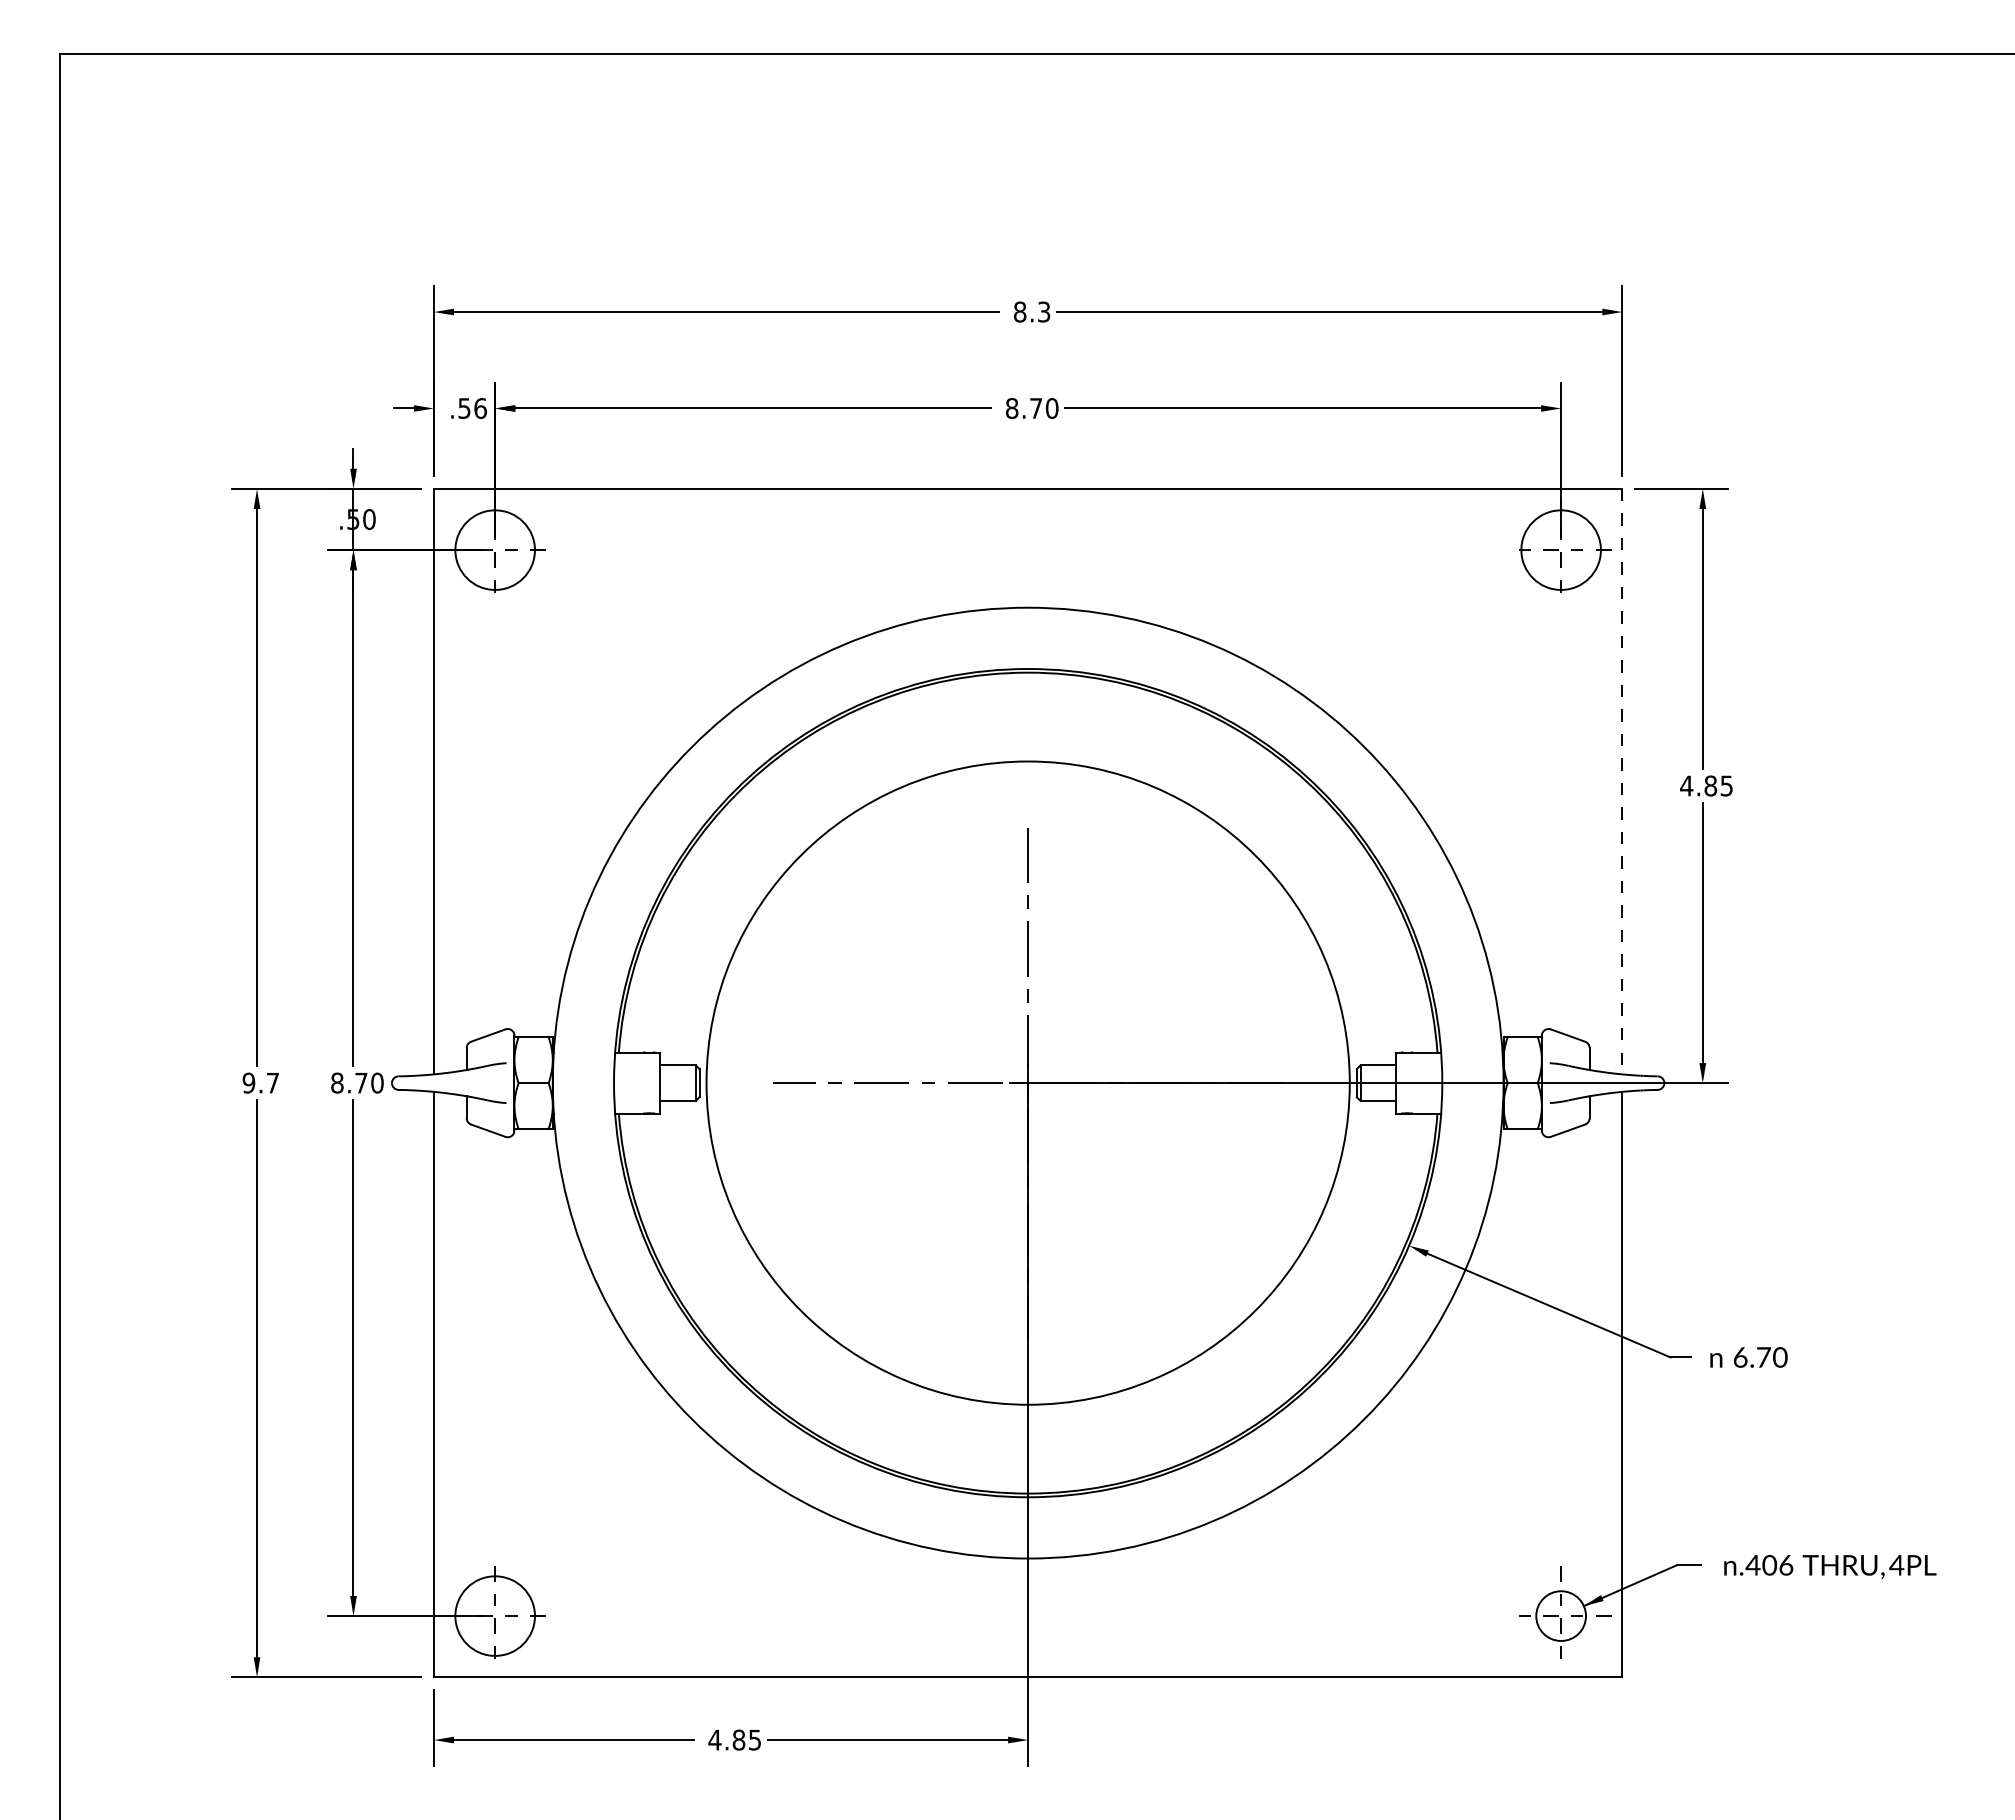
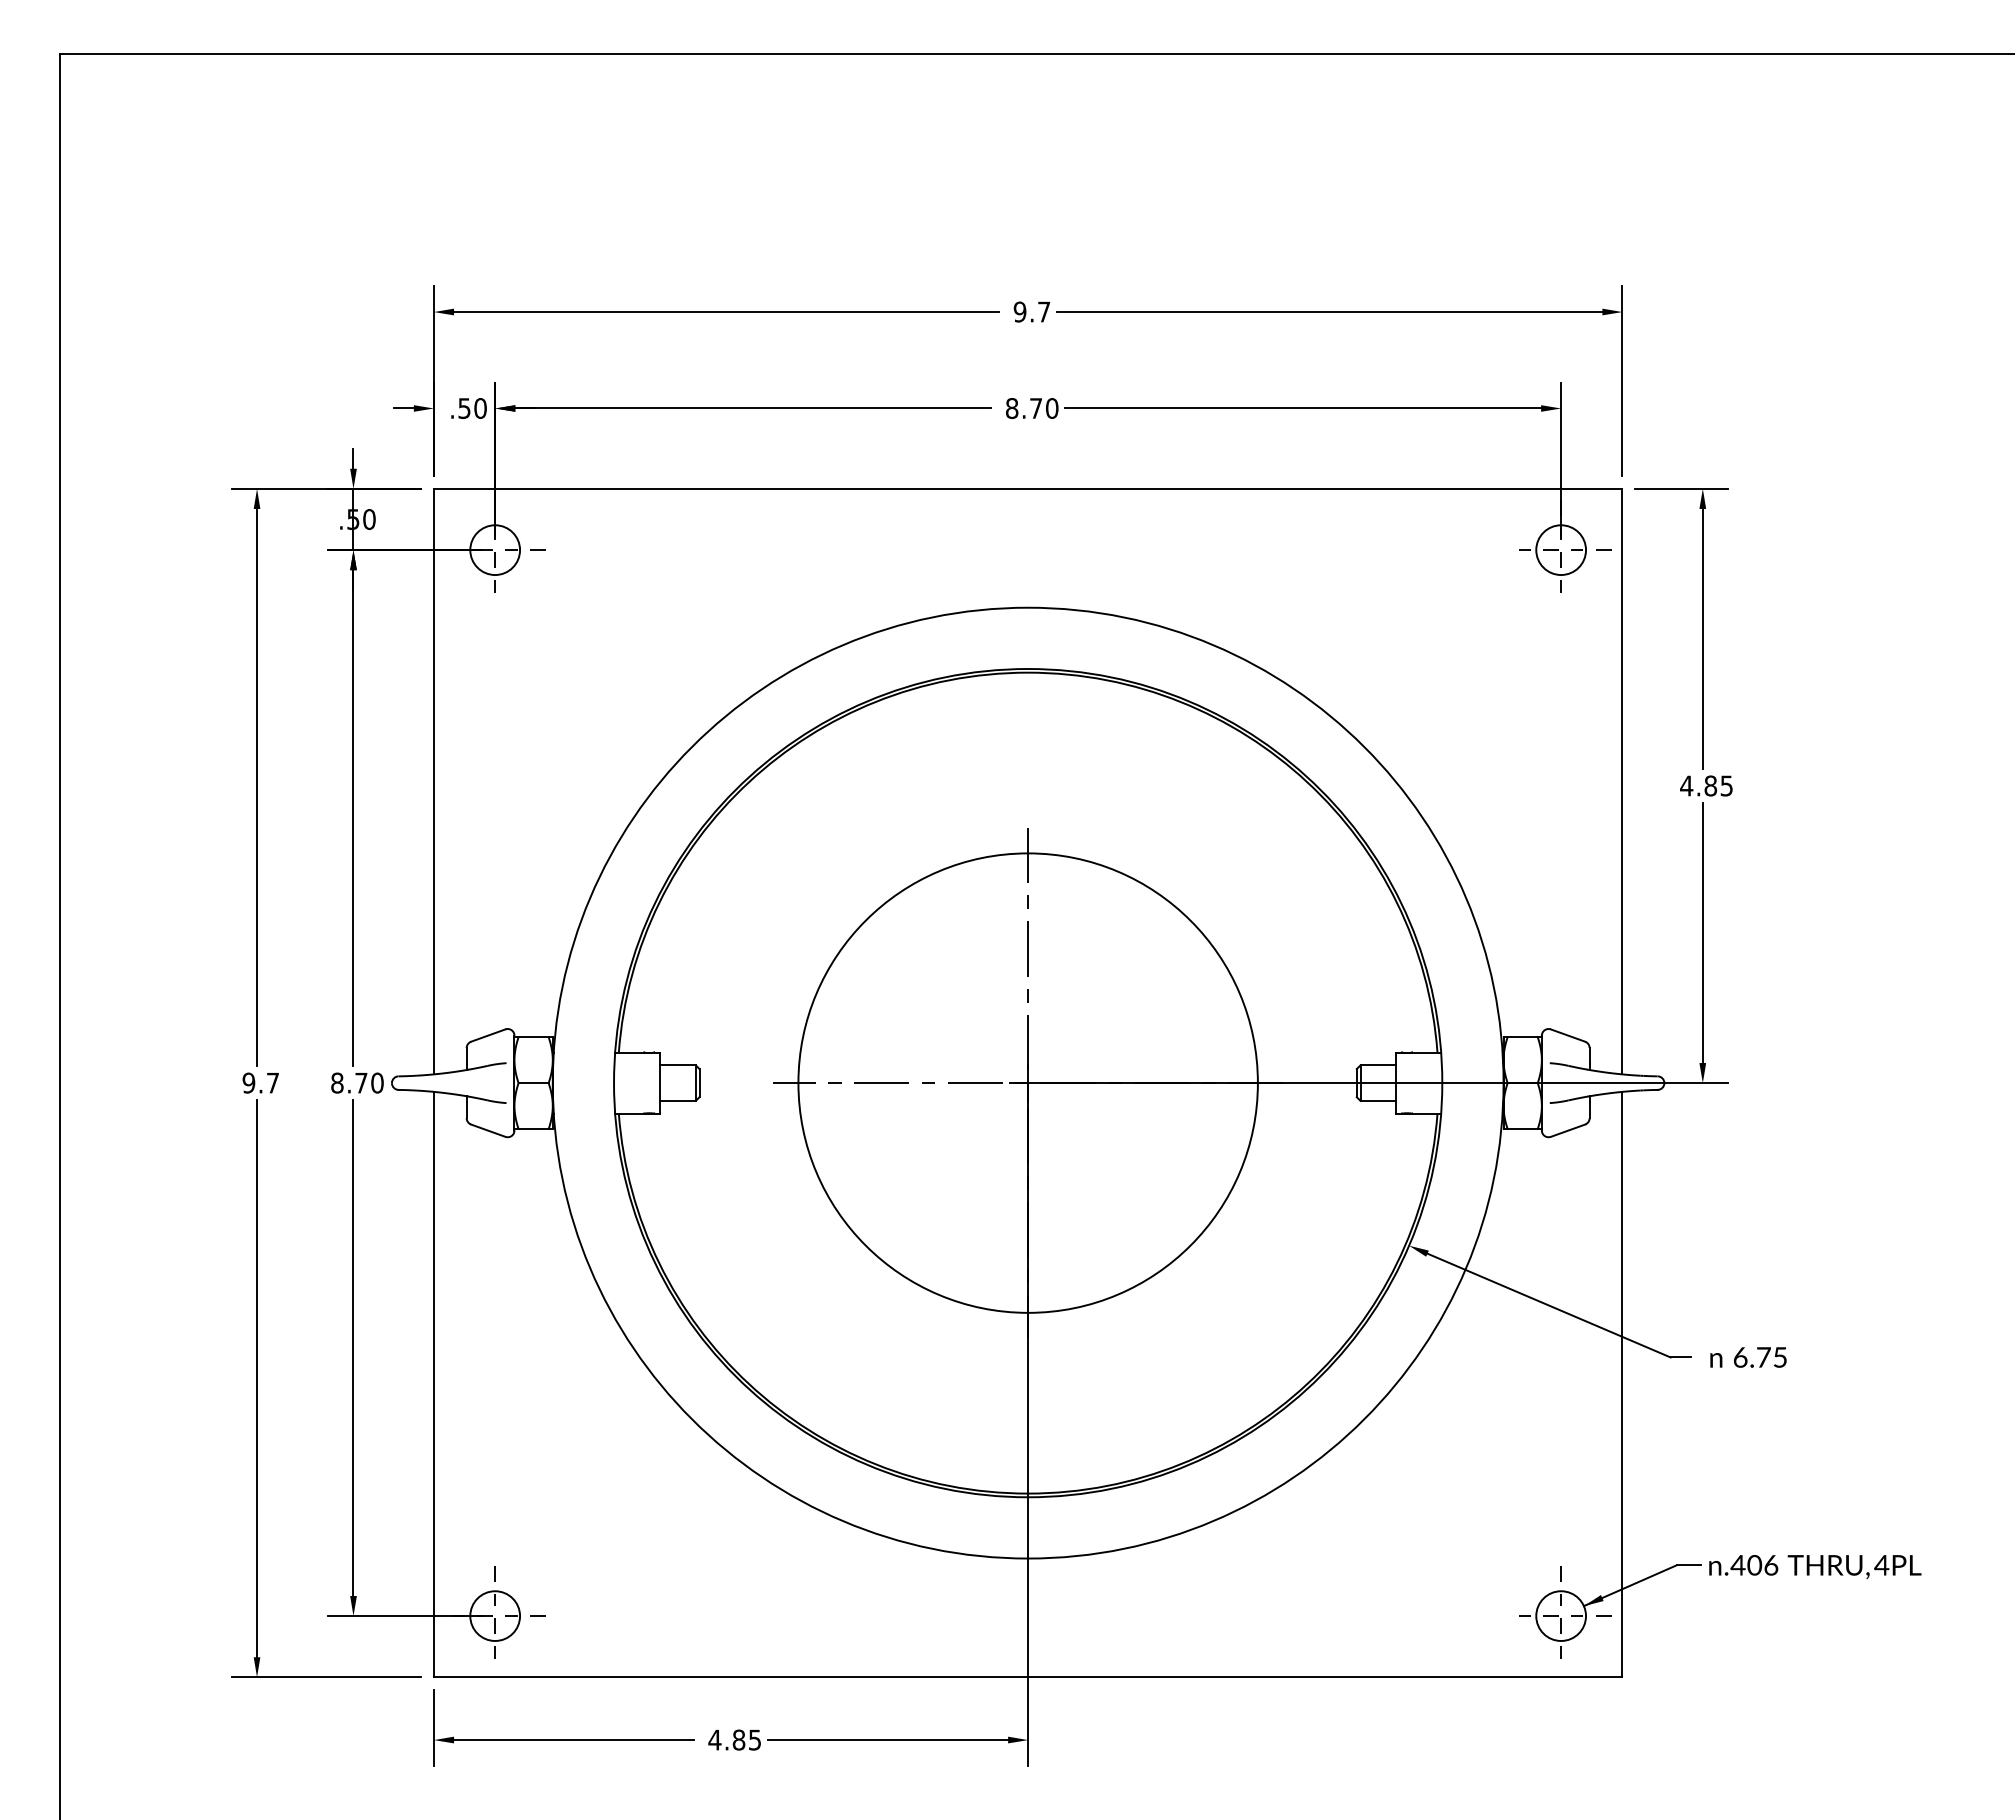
text: 8.3 -> 9.7 (1031, 311)
text: .56 -> .50 (480, 408)
circle diameter: 80 px -> 50 px (495, 550)
circle diameter: 80 px -> 50 px (1561, 550)
line: dashed -> solid (1622, 781)
circle diameter: 643 px -> 459 px (1027, 1082)
text: 6.70 -> 6.75 (1780, 1357)
text position: (1830, 1566) -> (1815, 1566) (1815, 1566)
circle diameter: 80 px -> 50 px (495, 1615)
